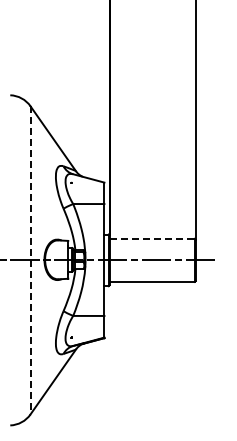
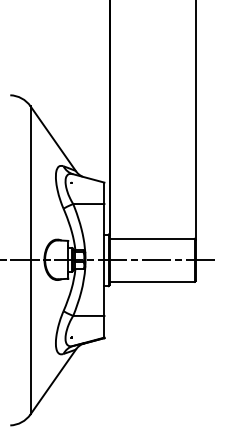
line: dashed -> solid (152, 238)
line: dashed -> solid (30, 260)
